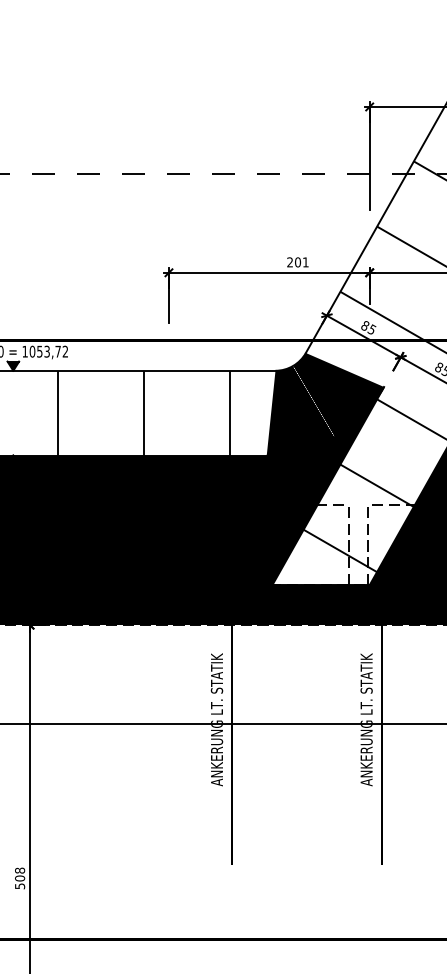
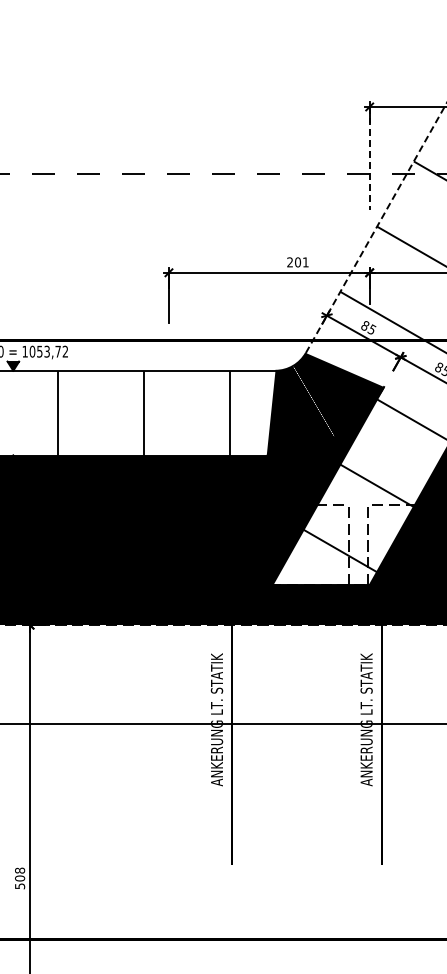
line: solid -> dashed (369, 158)
line: solid -> dashed (376, 227)
